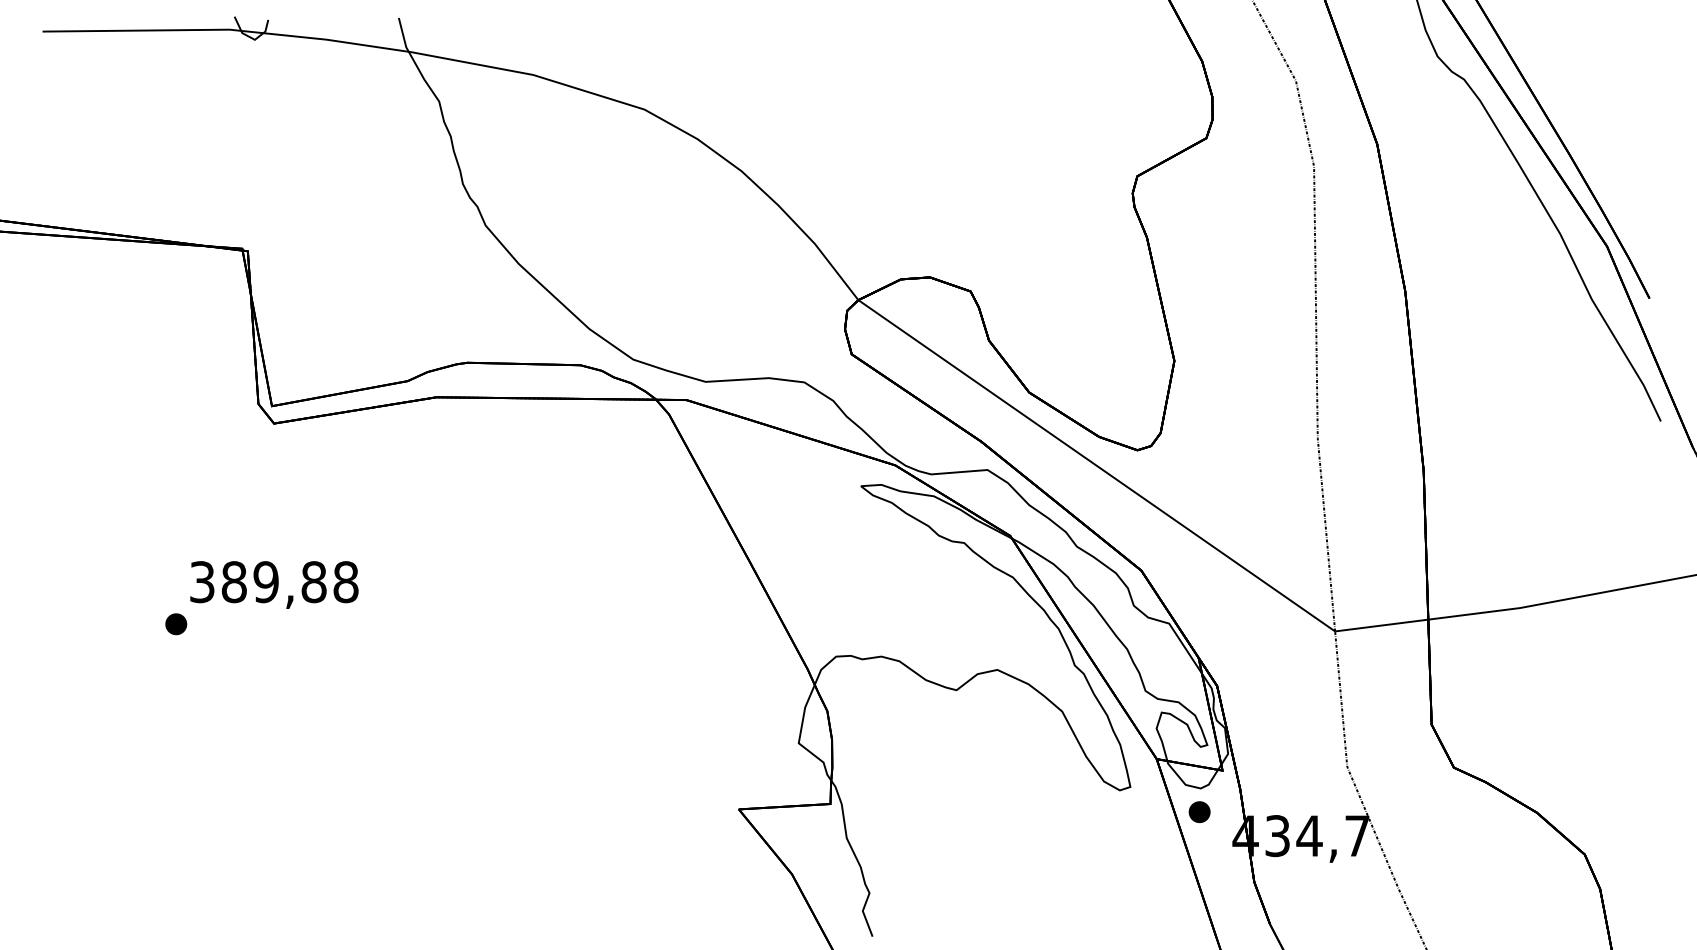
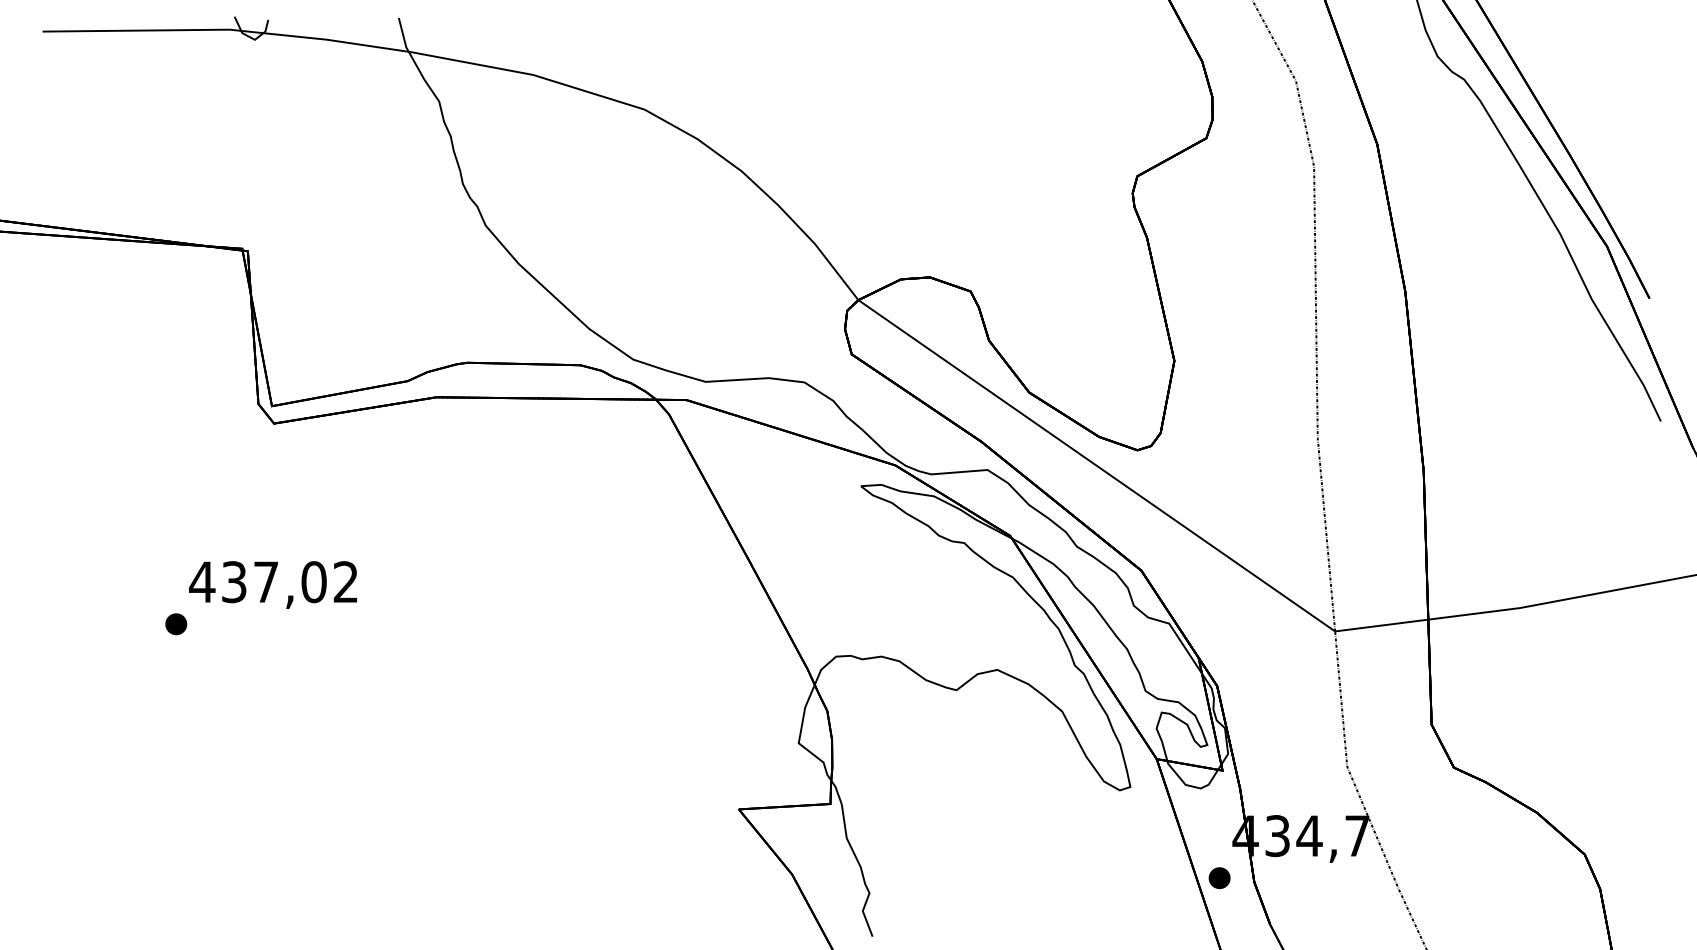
text: 389,88 -> 437,02 (273, 582)
part position: (1199, 811) -> (1219, 877) (1219, 877)
